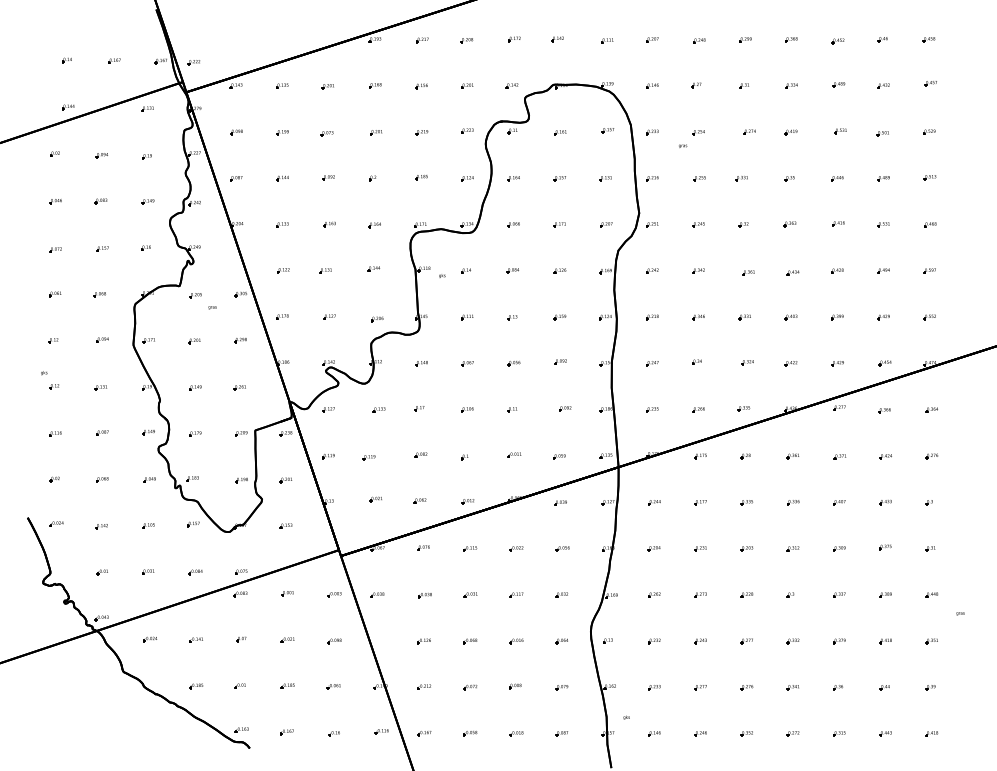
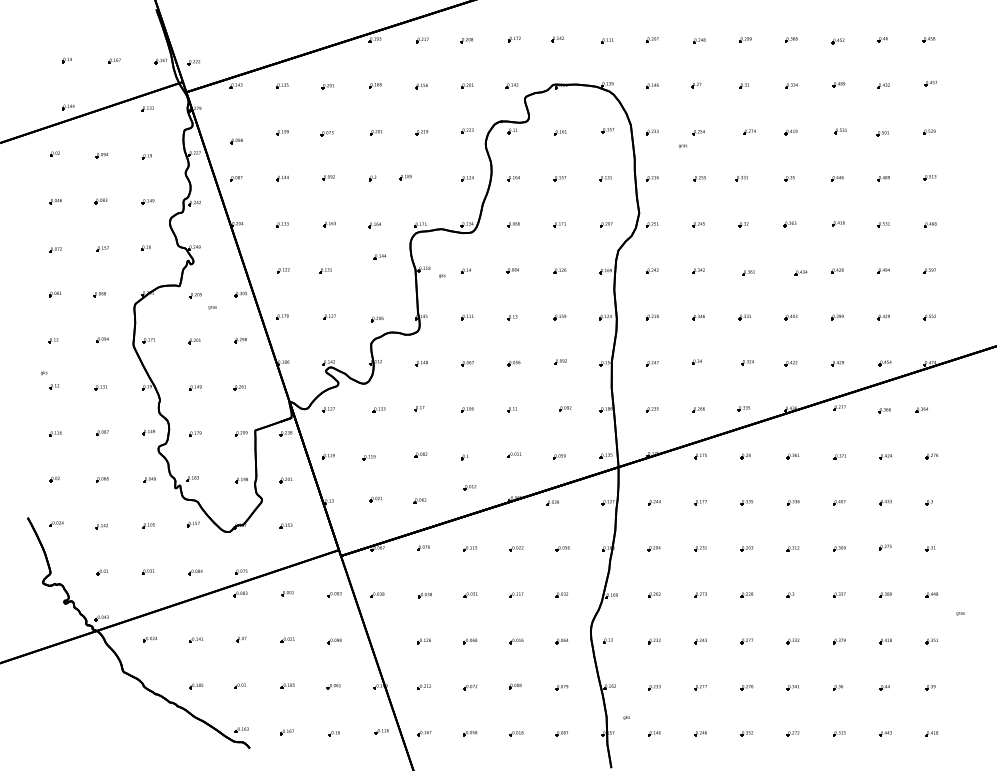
part position: (236, 132) -> (236, 141) (236, 141)
part position: (421, 177) -> (405, 177) (405, 177)
part position: (373, 268) -> (379, 256) (379, 256)
part position: (792, 272) -> (800, 272) (800, 272)
part position: (931, 409) -> (921, 409) (921, 409)
part position: (467, 501) -> (469, 487) (469, 487)
part position: (560, 502) -> (552, 502) (552, 502)
